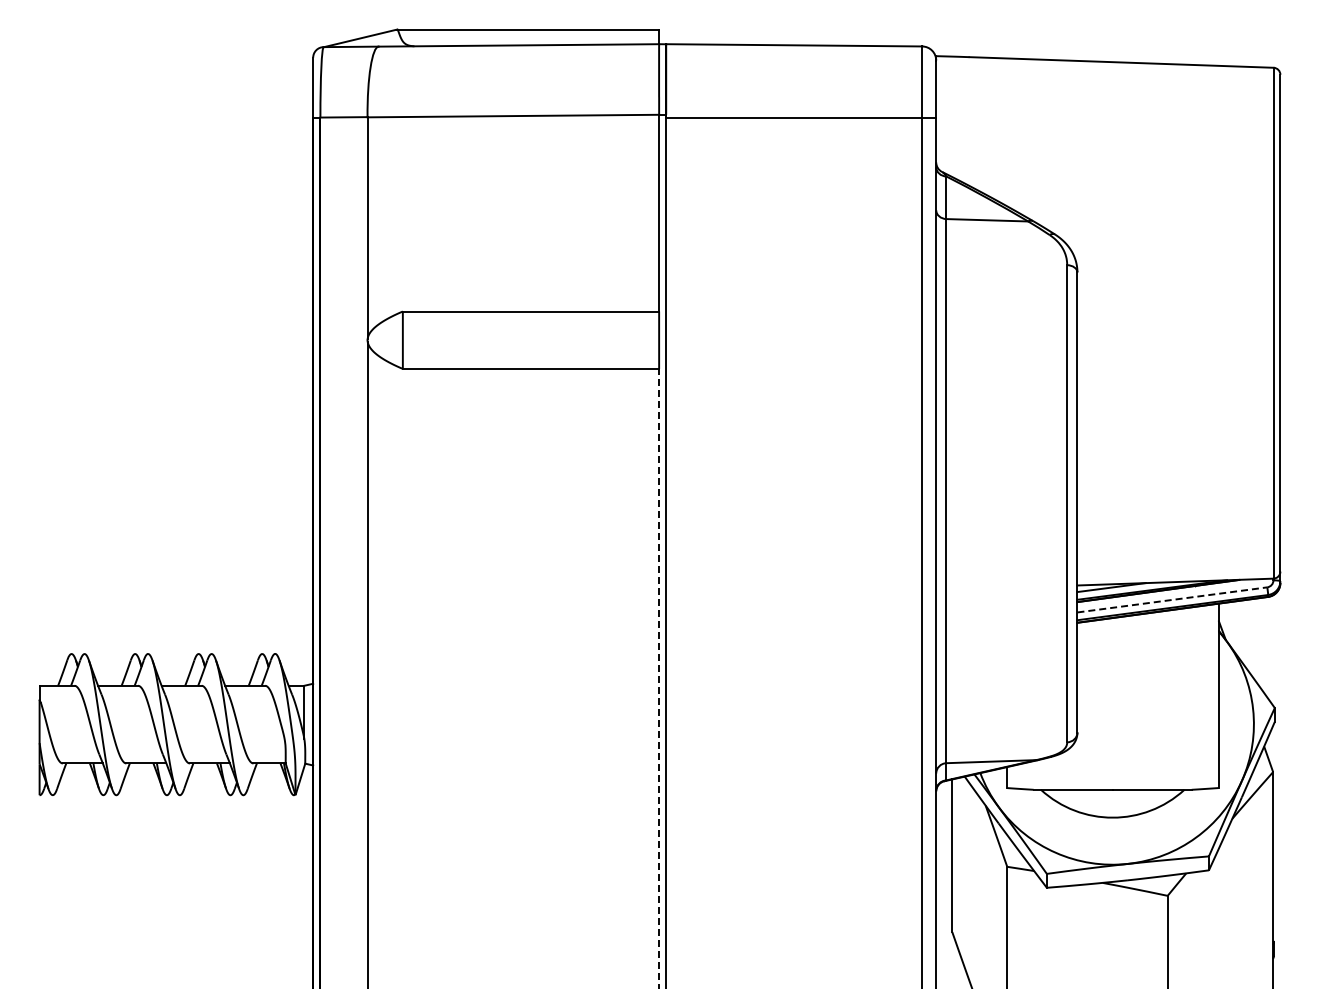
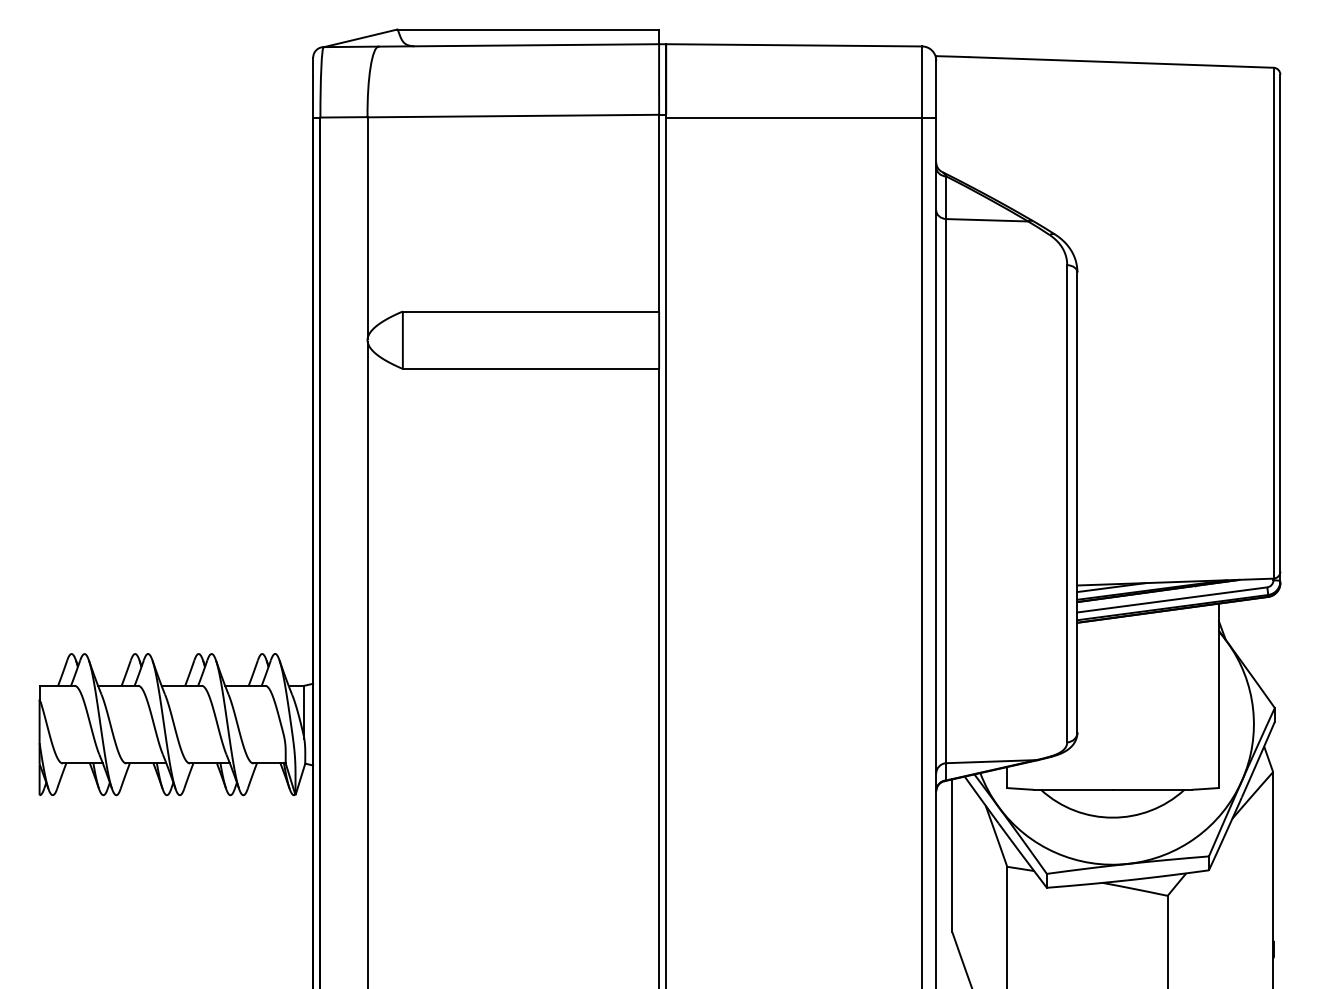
line: dashed -> solid (1172, 599)
line: dashed -> solid (659, 678)
